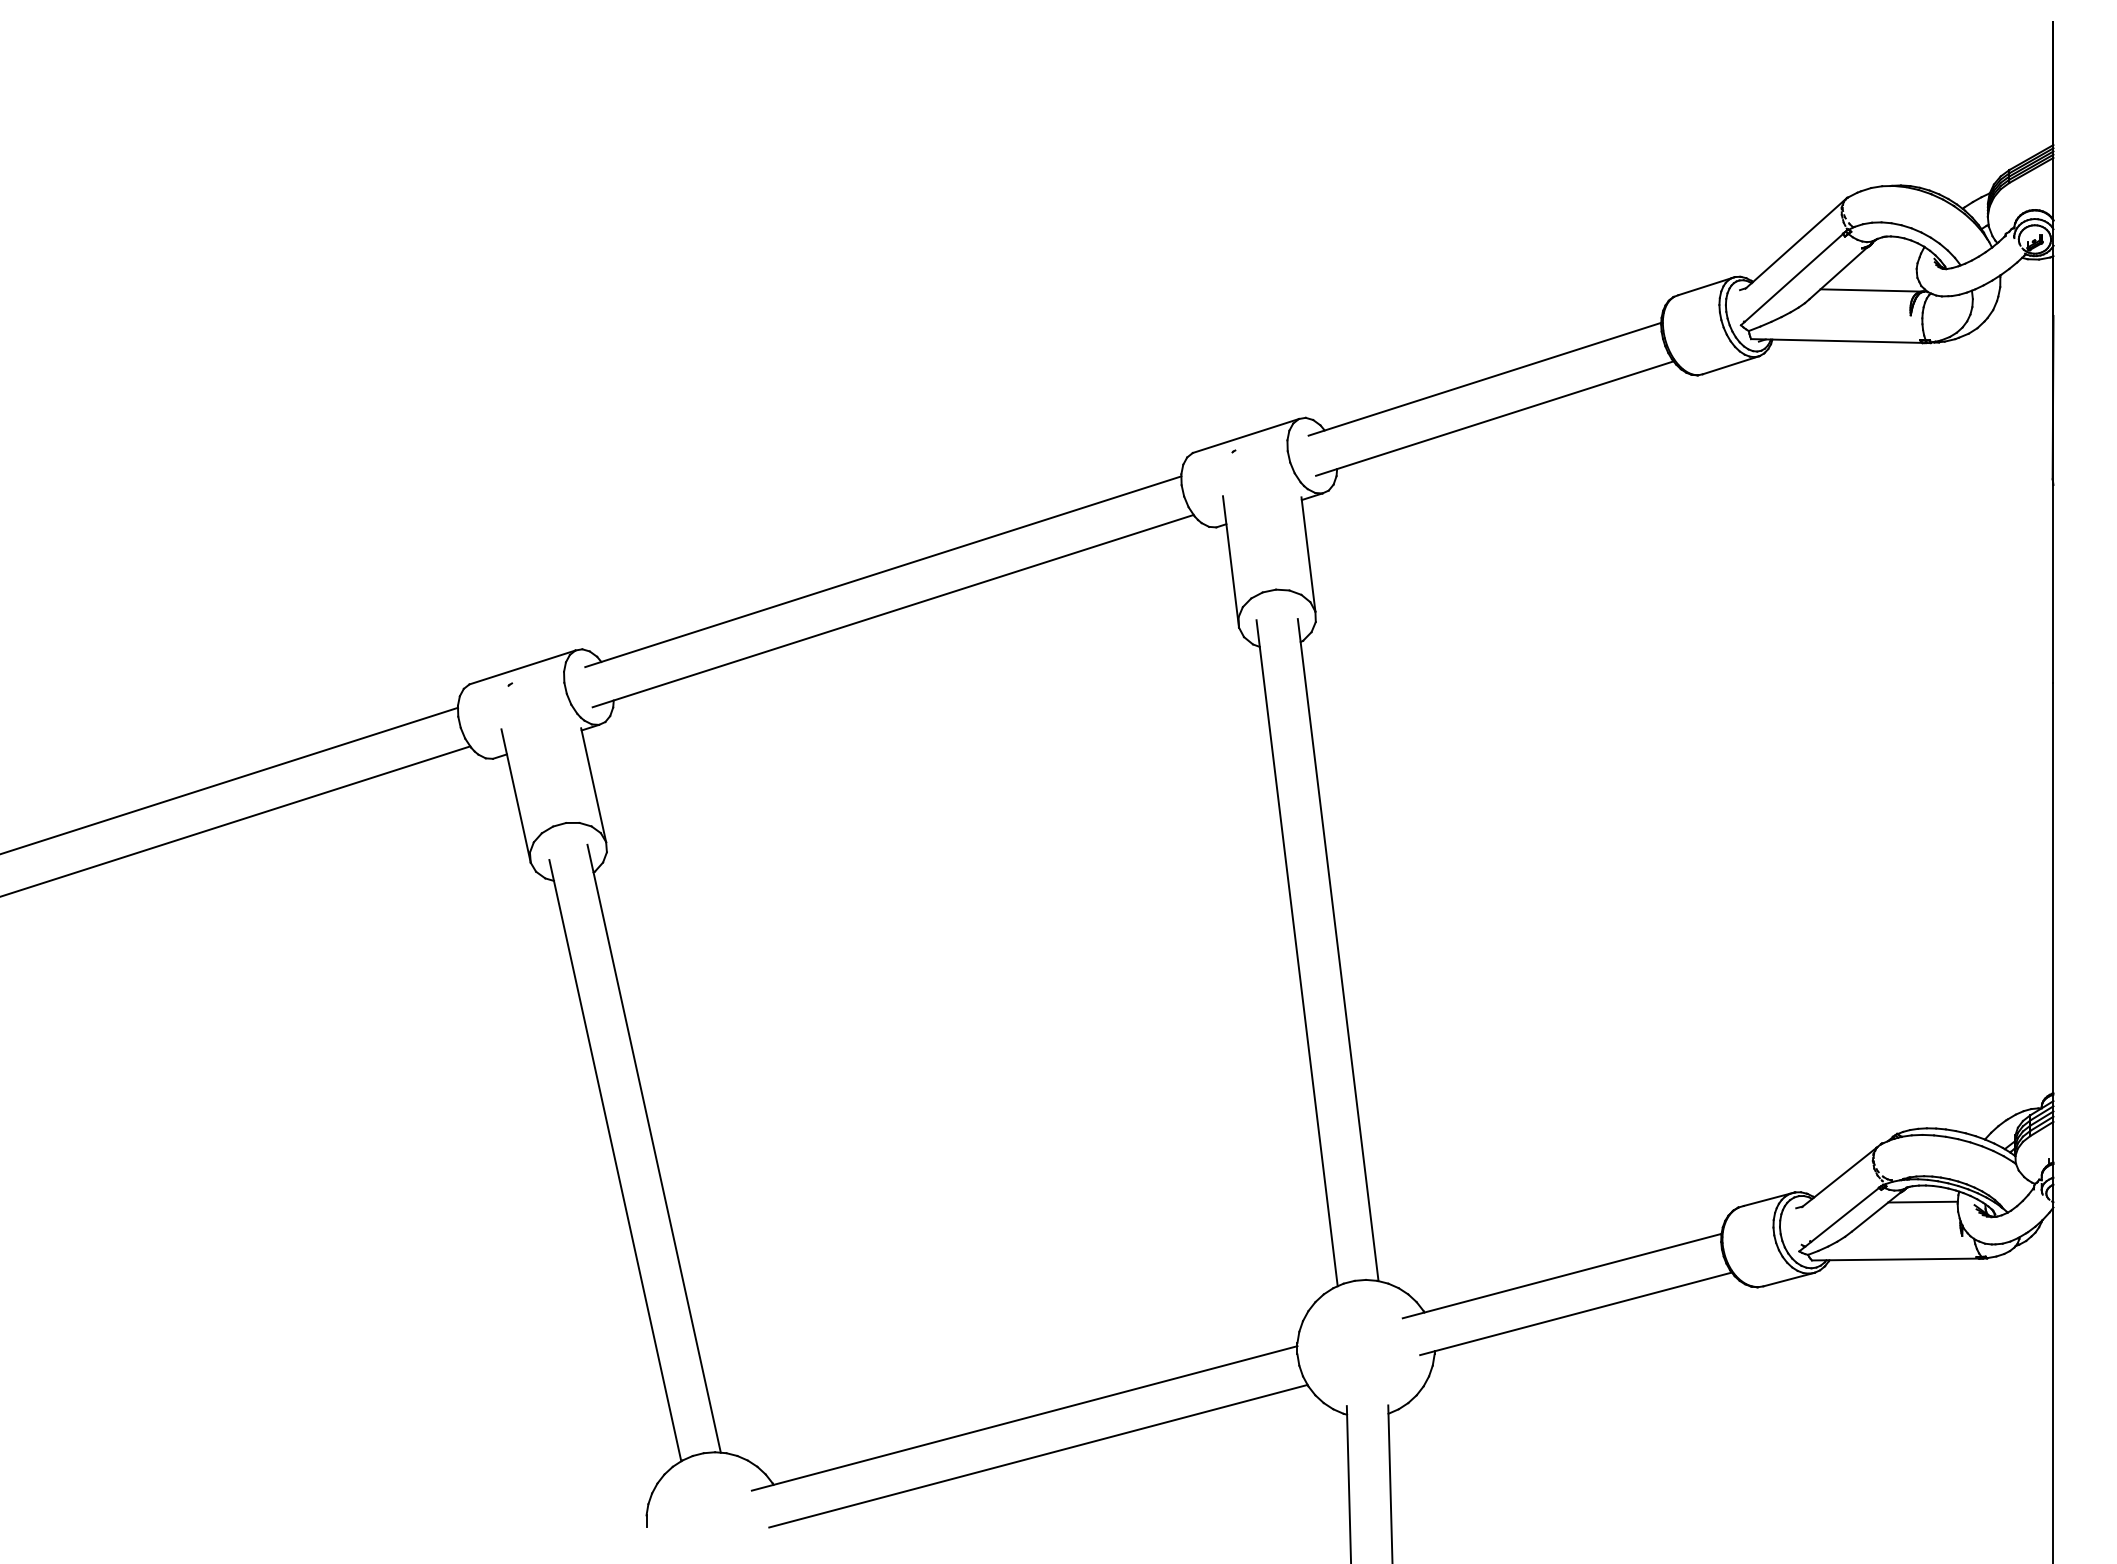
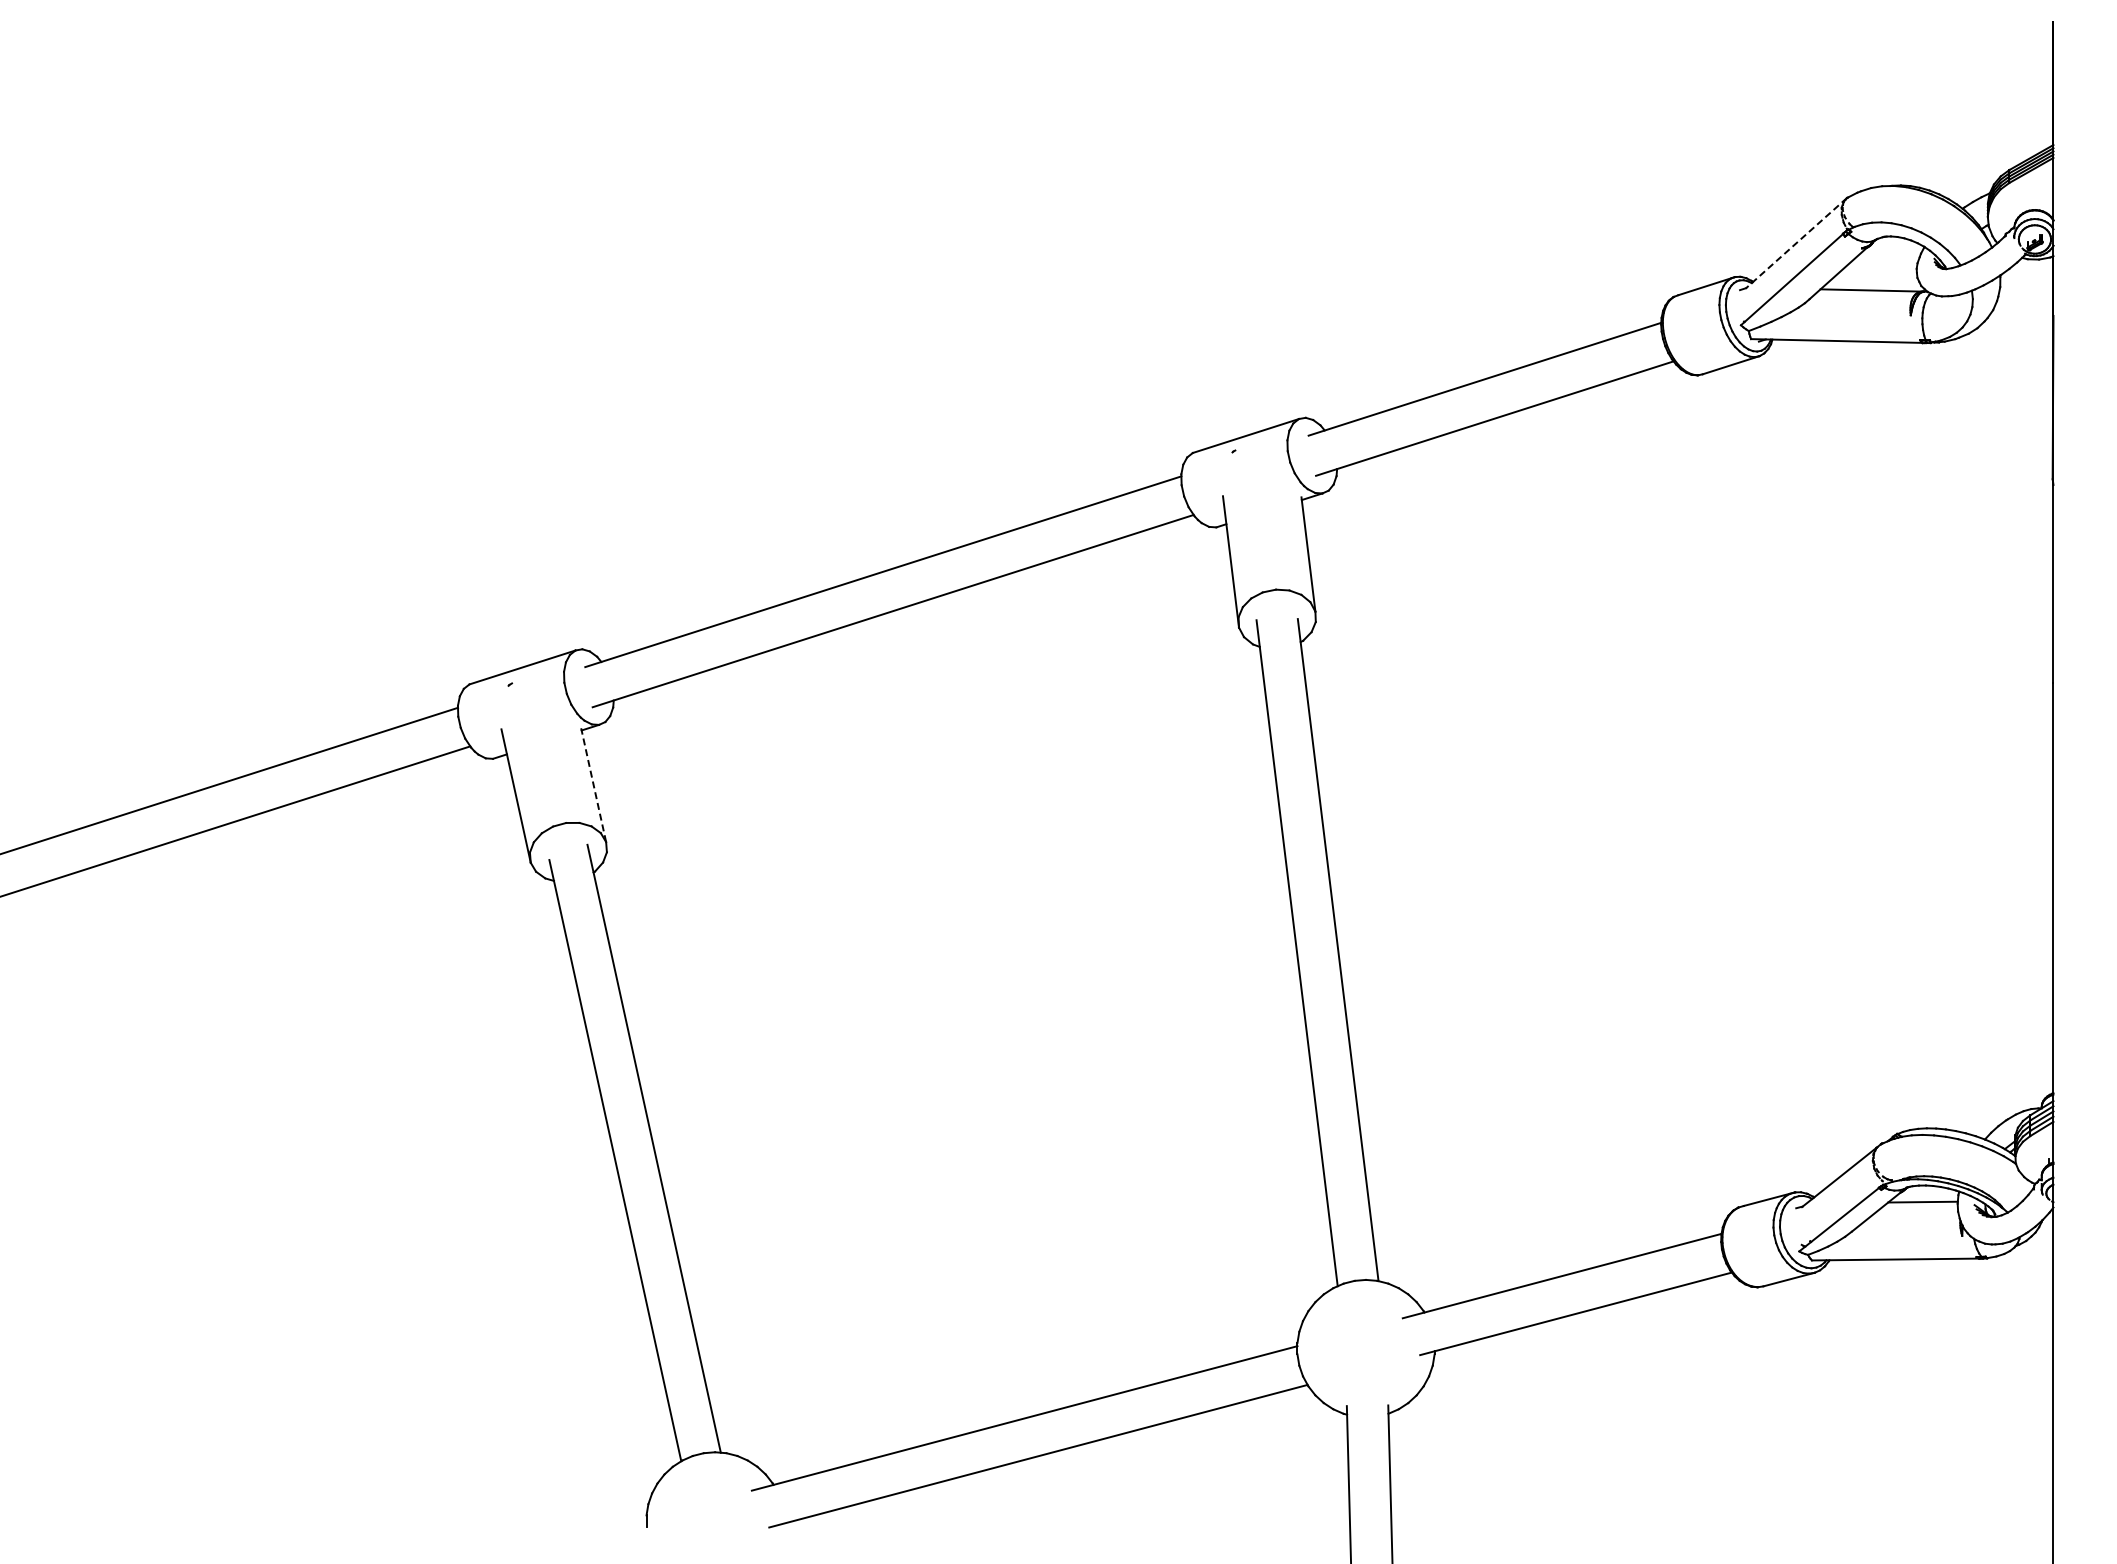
line: solid -> dashed (1795, 243)
line: solid -> dashed (593, 784)
